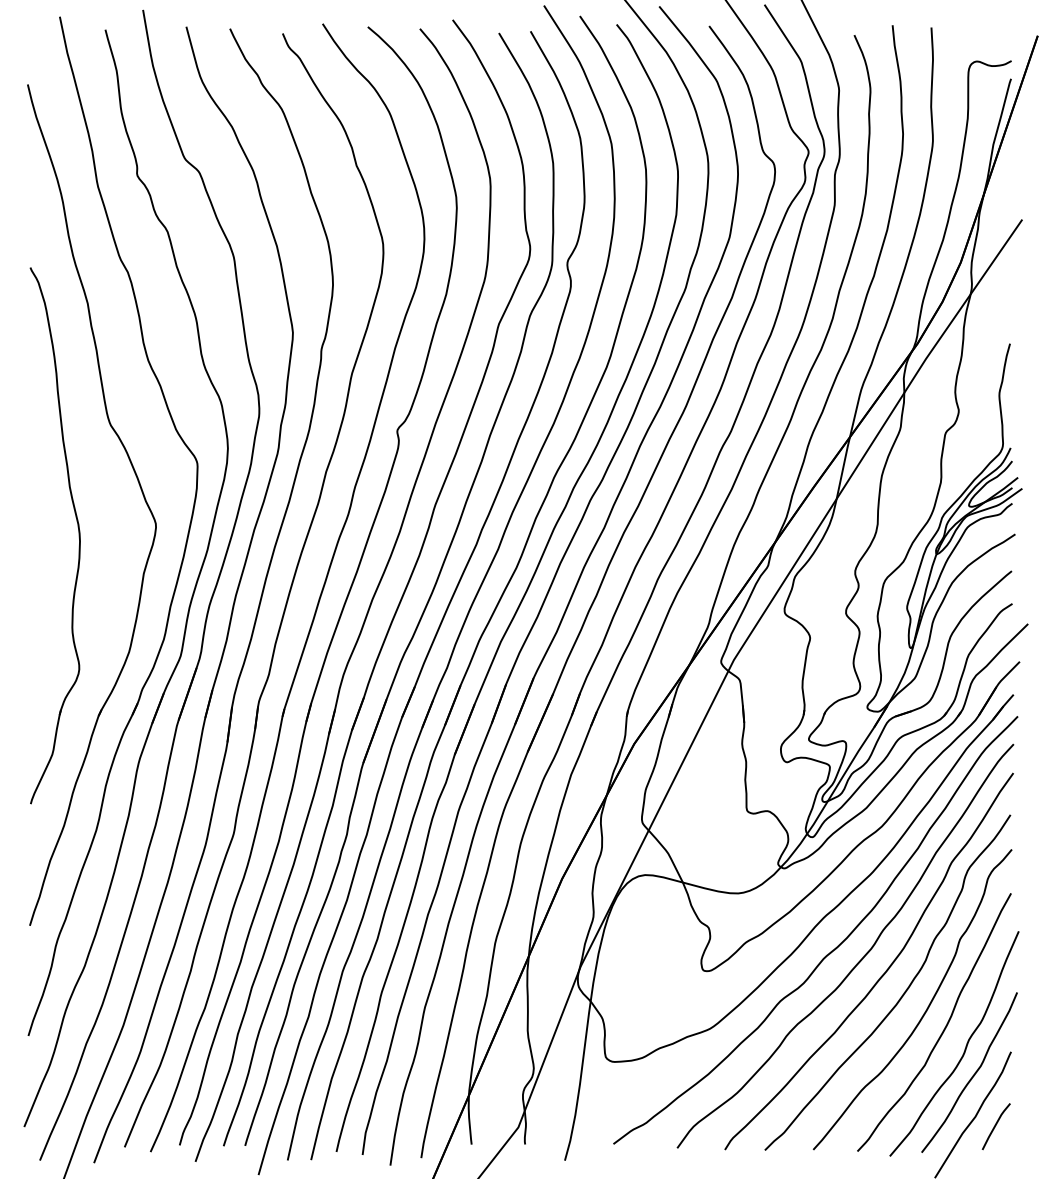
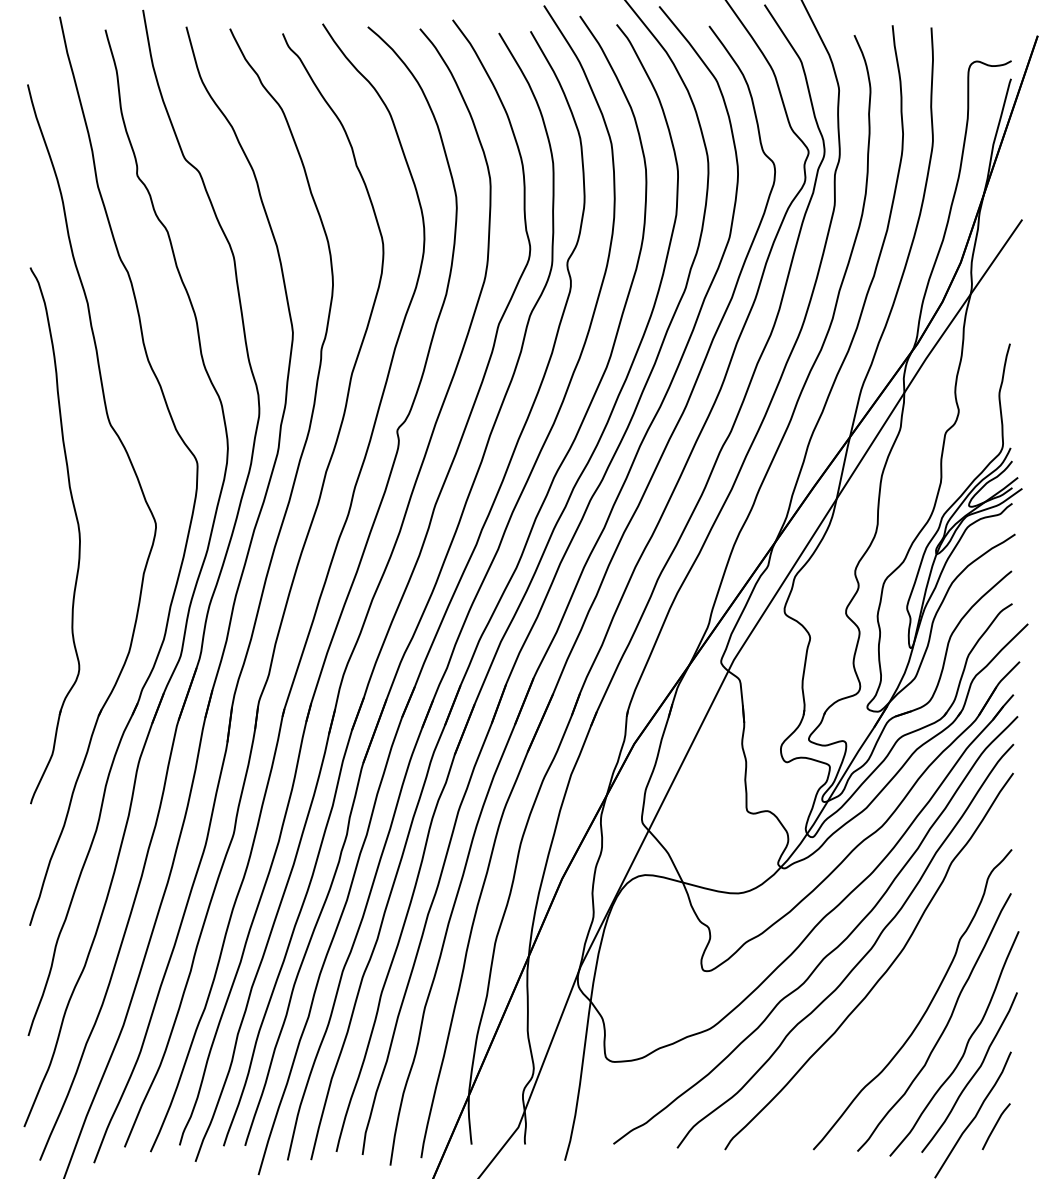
curve: present -> none (901, 995)
